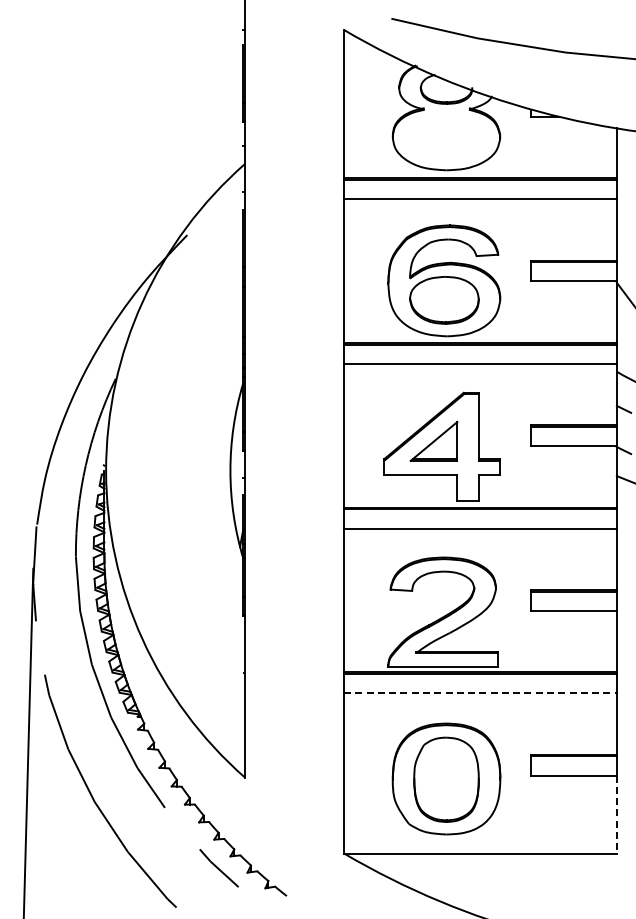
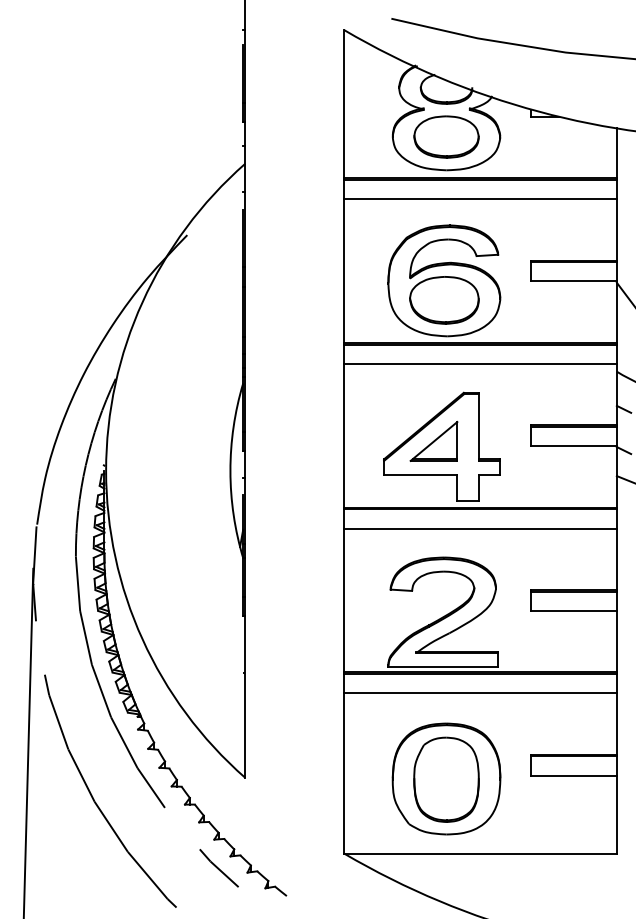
part: none -> present (446, 136)
line: dashed -> solid (480, 693)
line: dashed -> solid (616, 814)
